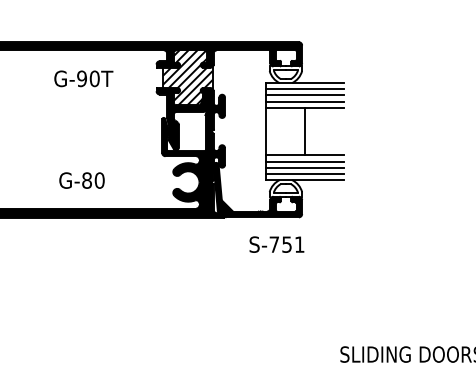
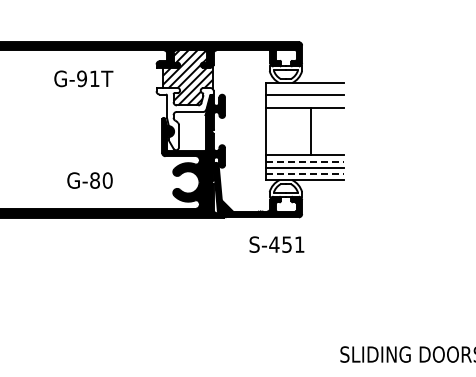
text: G-90T -> G-91T (94, 78)
line: present -> none (304, 89)
line: present -> none (304, 101)
fill: present -> none (184, 119)
line position: (305, 131) -> (311, 131) (311, 131)
line: solid -> dashed (304, 161)
line: solid -> dashed (304, 173)
text position: (81, 180) -> (89, 180) (89, 180)
text: S-751 -> S-451 (274, 244)
